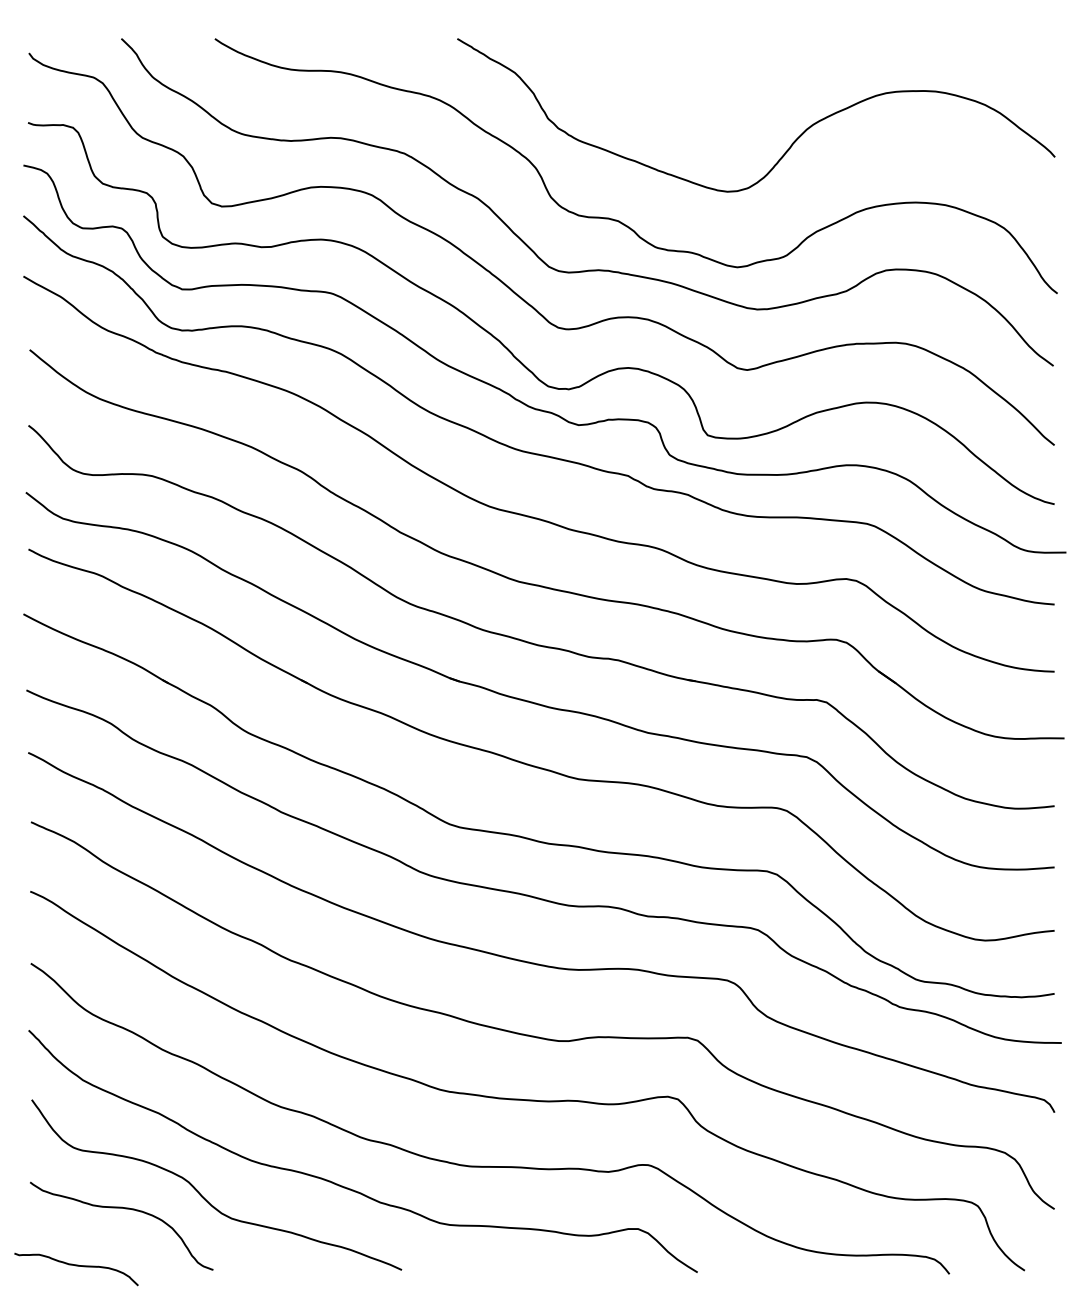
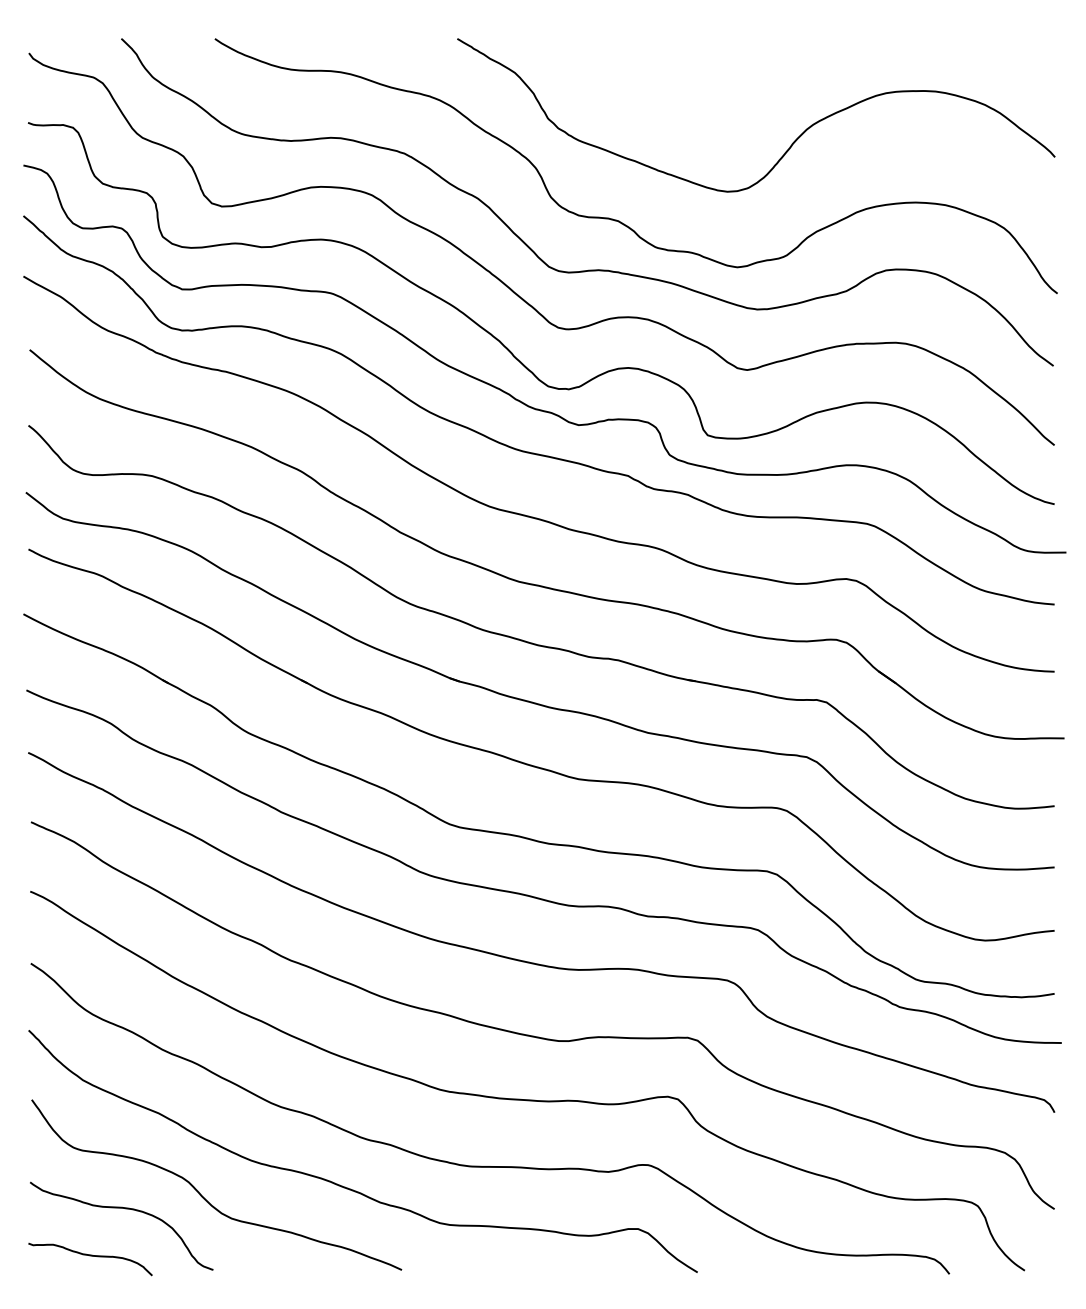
curve position: (76, 1266) -> (90, 1256) (90, 1256)
